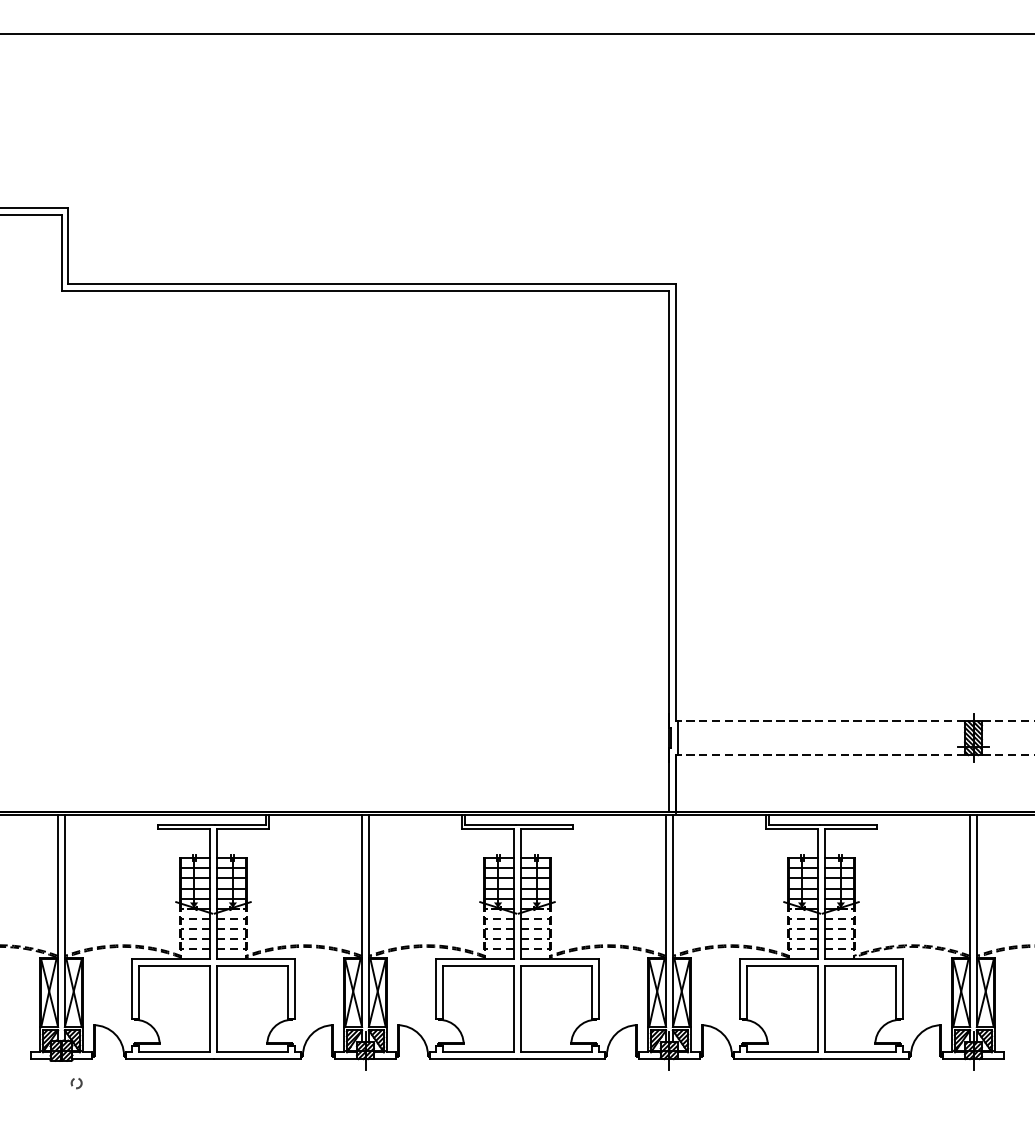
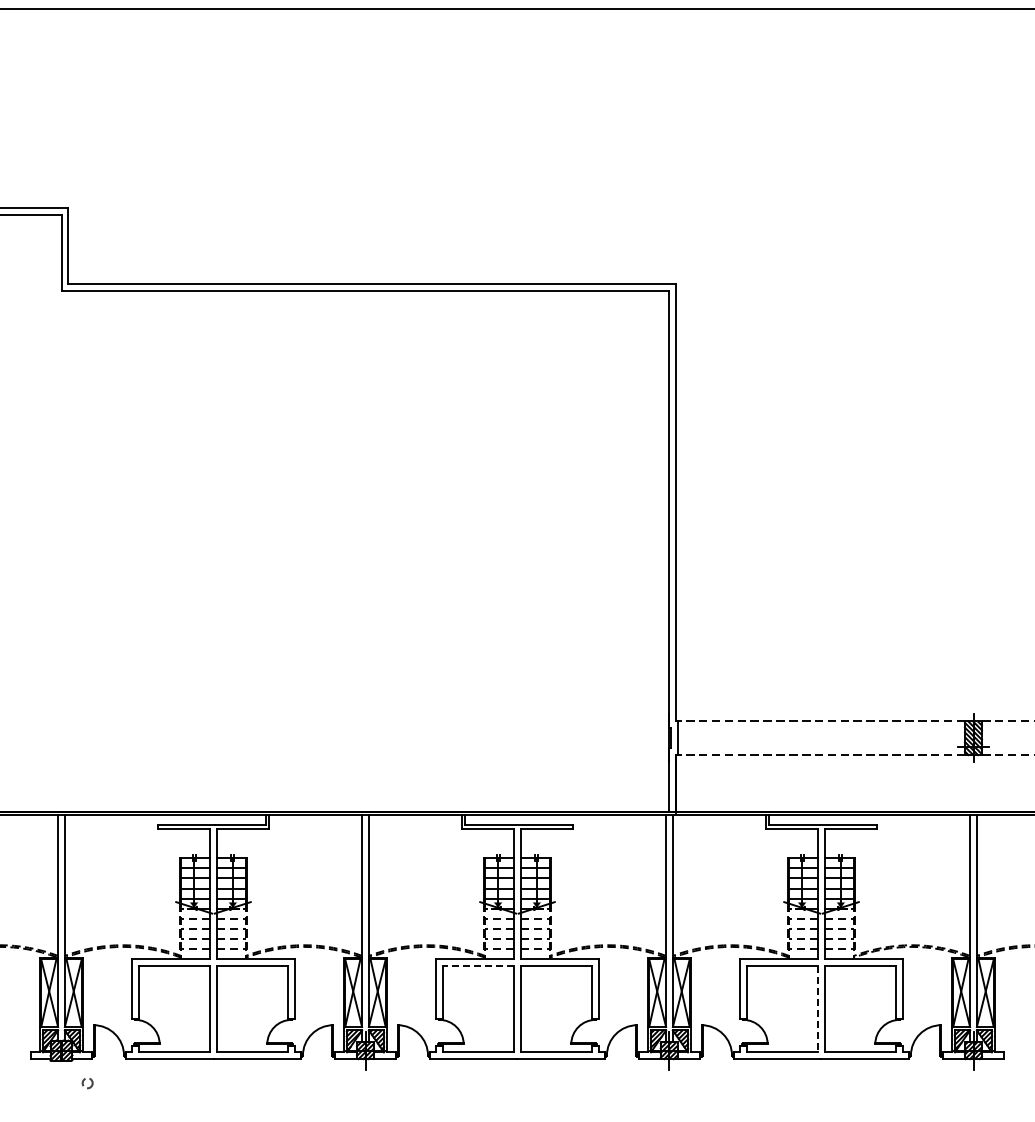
line position: (516, 33) -> (516, 8) (516, 8)
line: solid -> dashed (478, 966)
line: solid -> dashed (818, 1009)
circle position: (76, 1083) -> (87, 1083) (87, 1083)
